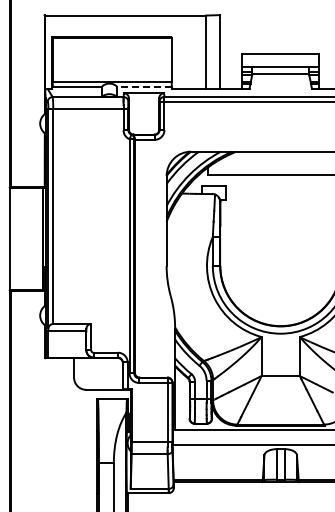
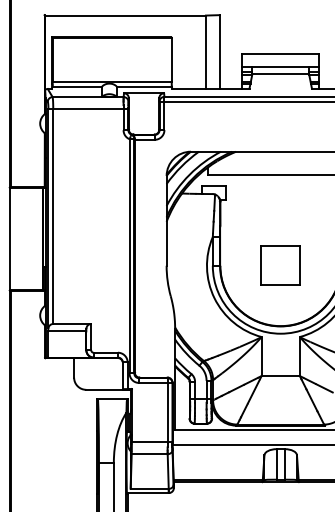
line: dashed -> solid (144, 86)
part: none -> present (280, 265)
